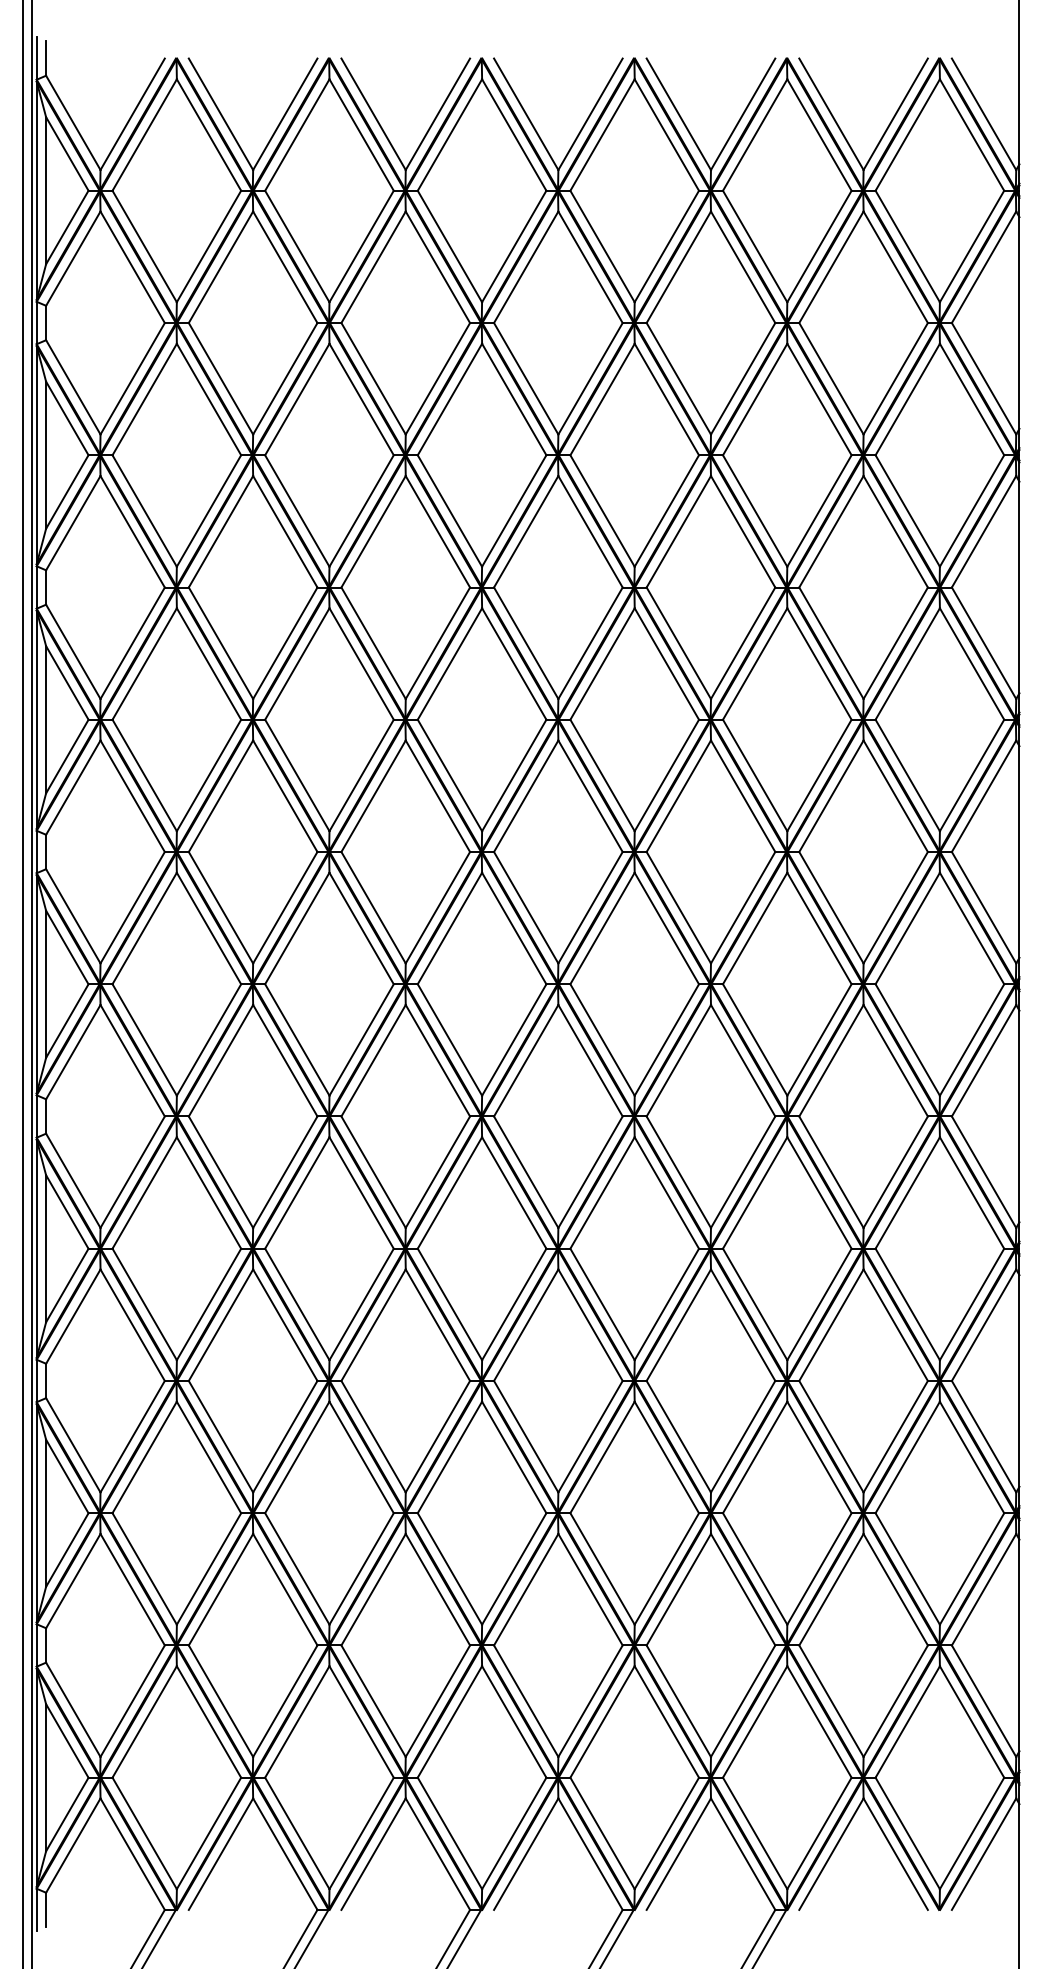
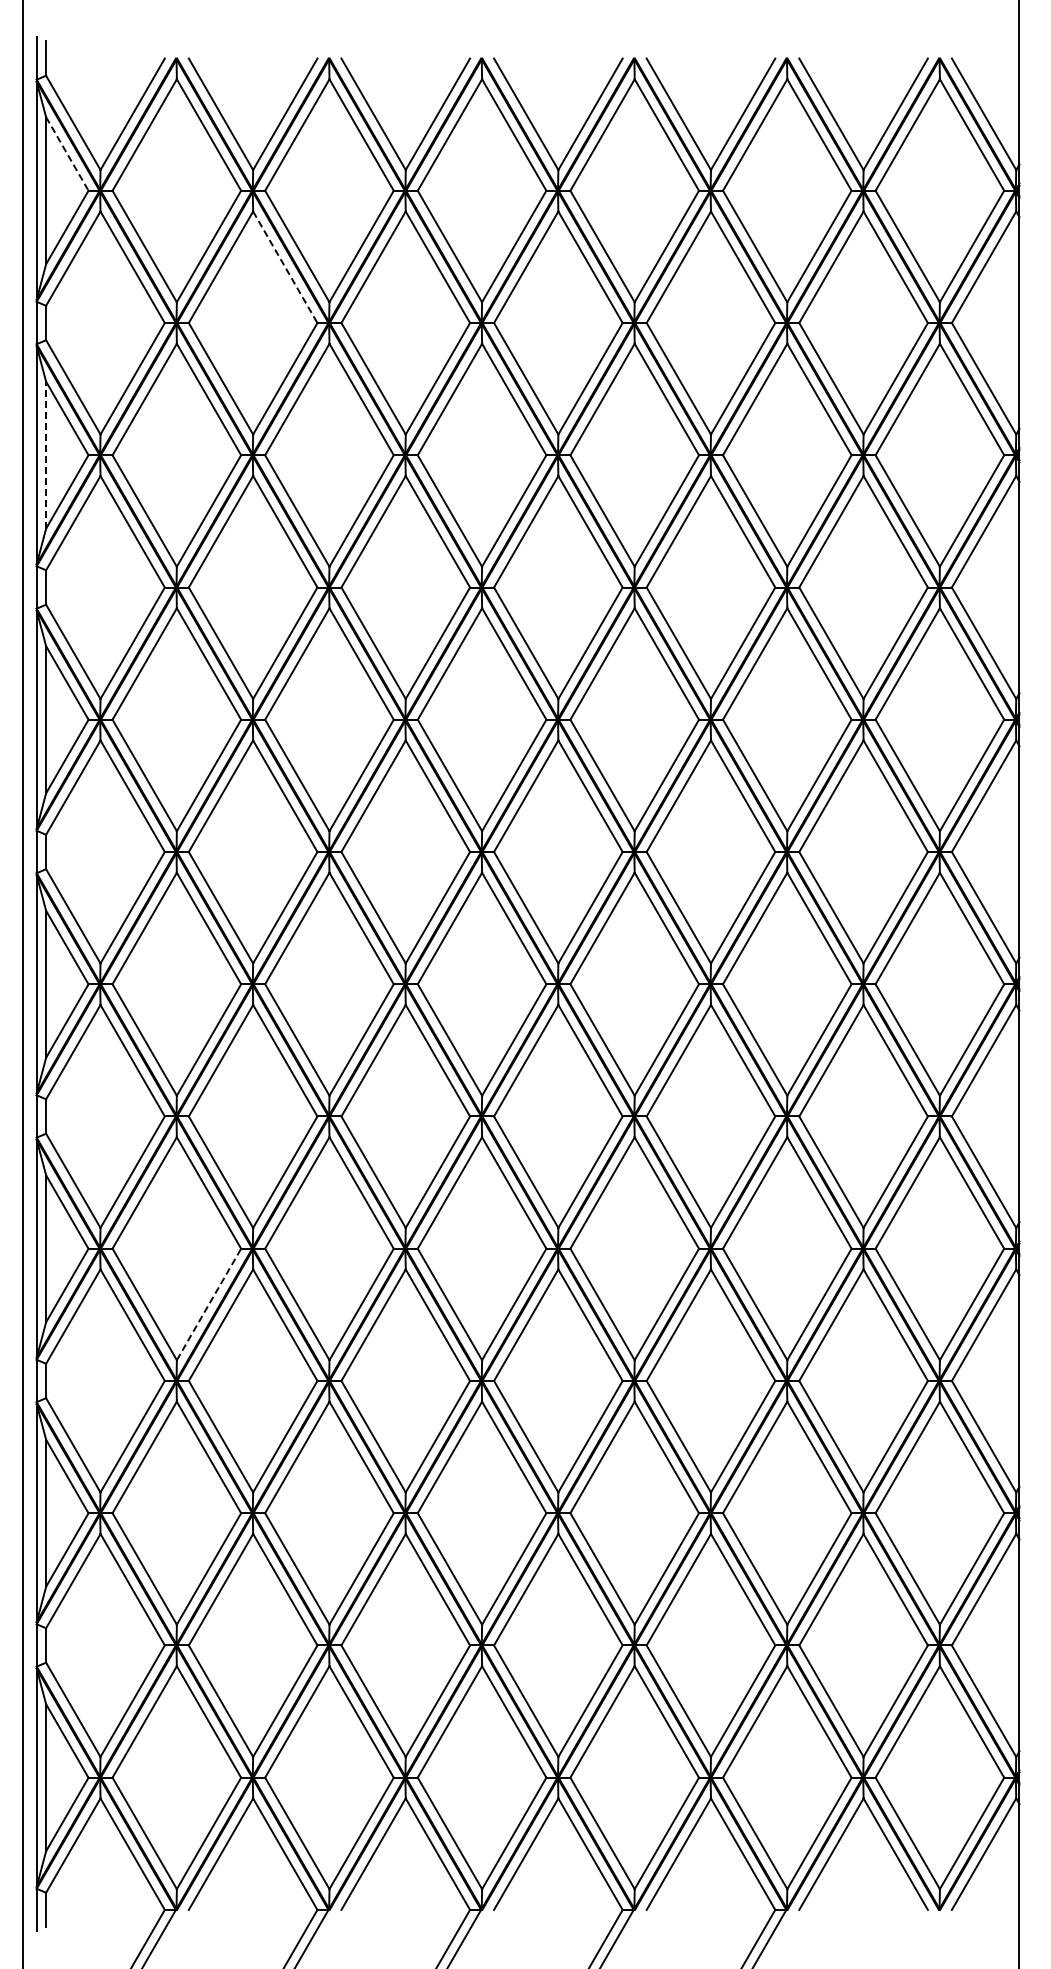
line: solid -> dashed (67, 154)
line: solid -> dashed (285, 267)
line: solid -> dashed (46, 455)
line: present -> none (31, 983)
line: solid -> dashed (209, 1304)
